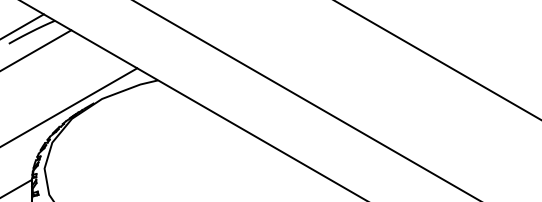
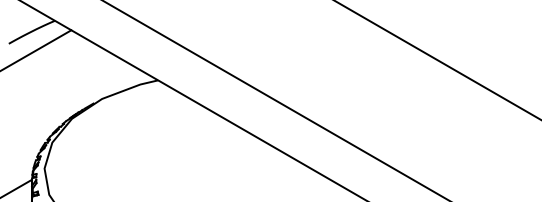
line: present -> none (22, 26)
line position: (306, 100) -> (275, 100) (275, 100)
line: present -> none (69, 106)
